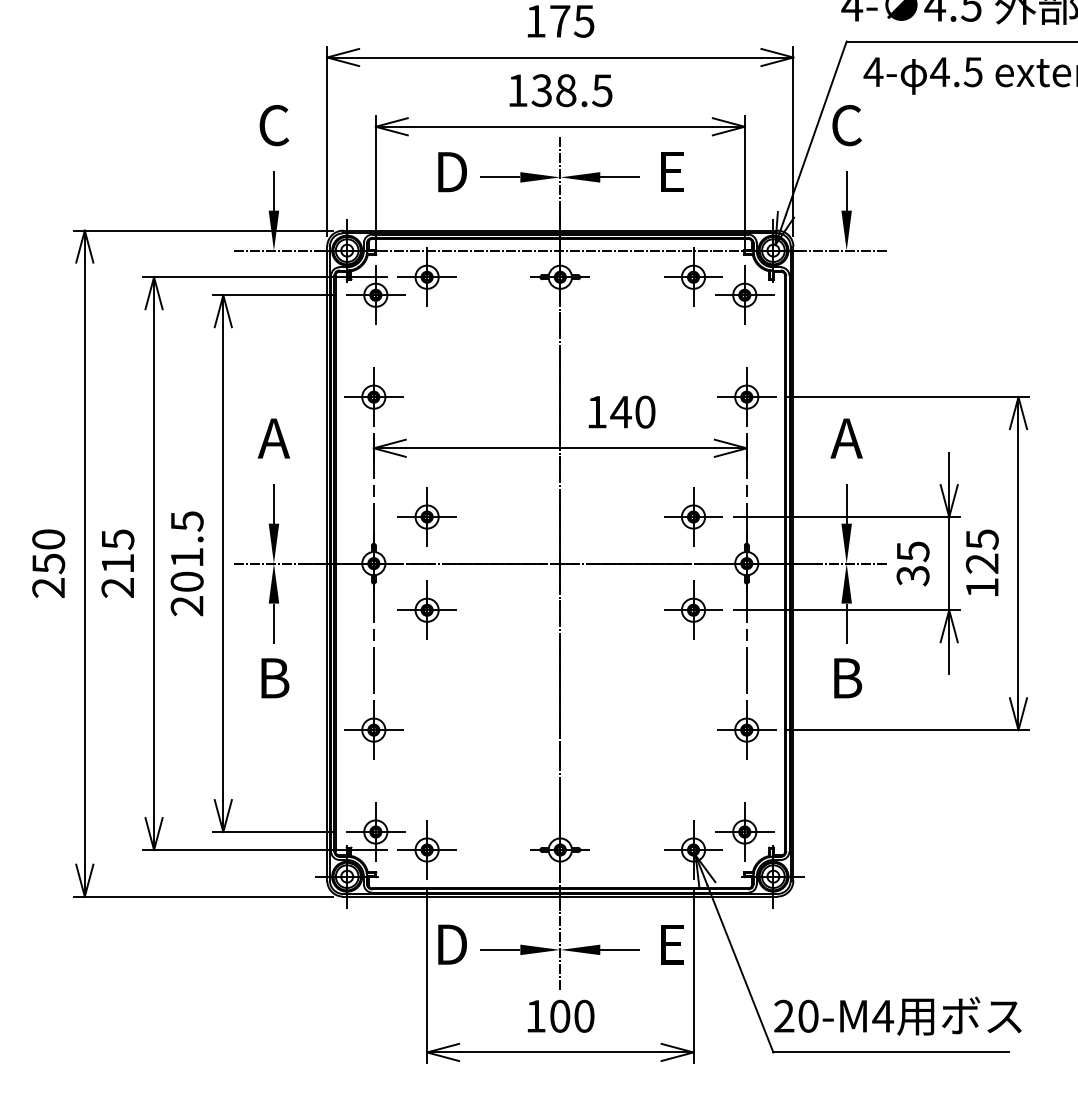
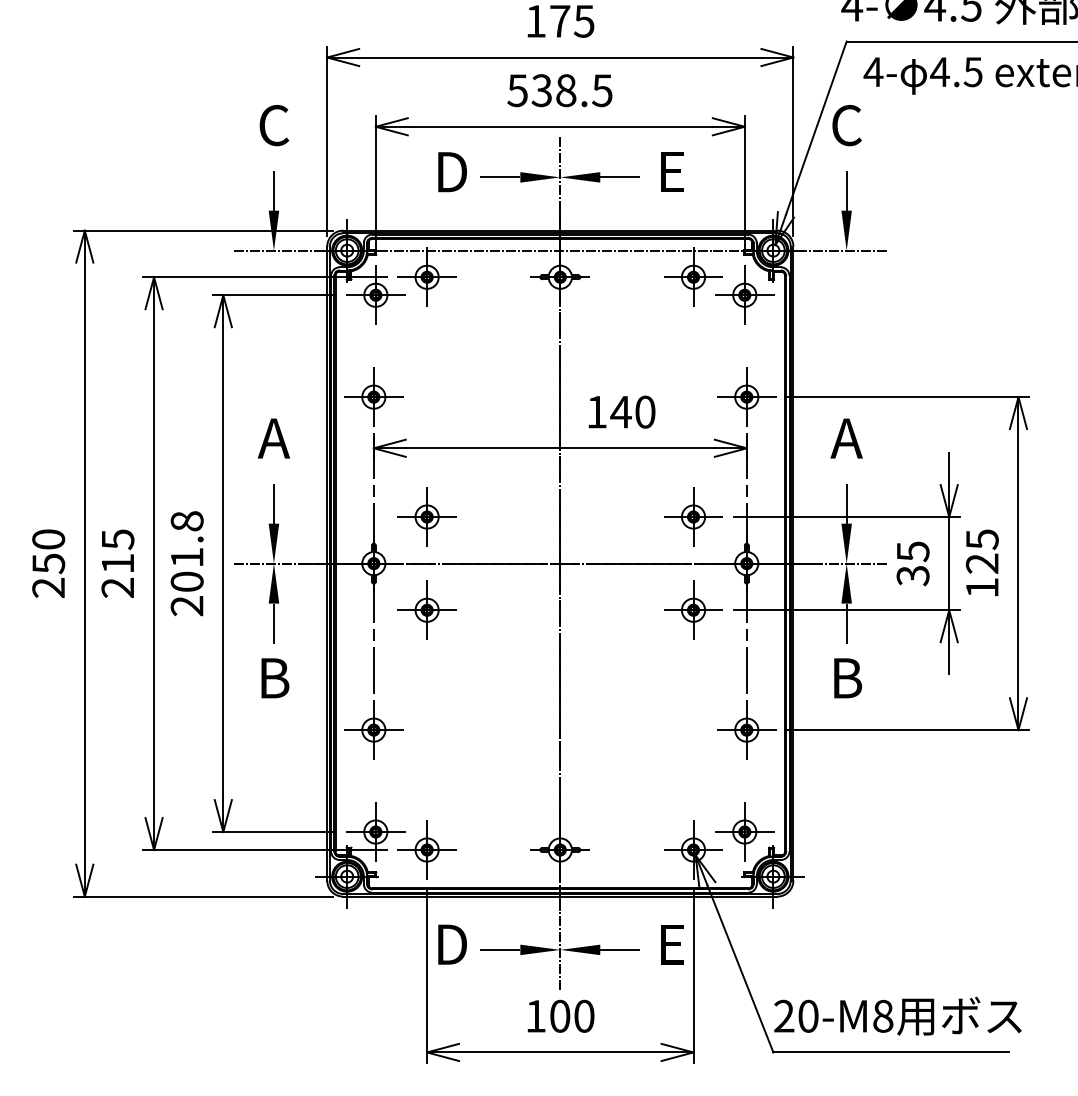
text: 138.5 -> 538.5 (517, 90)
text: 201.5 -> 201.8 (186, 521)
text: 20-M4 -> 20-M8 (883, 1016)
